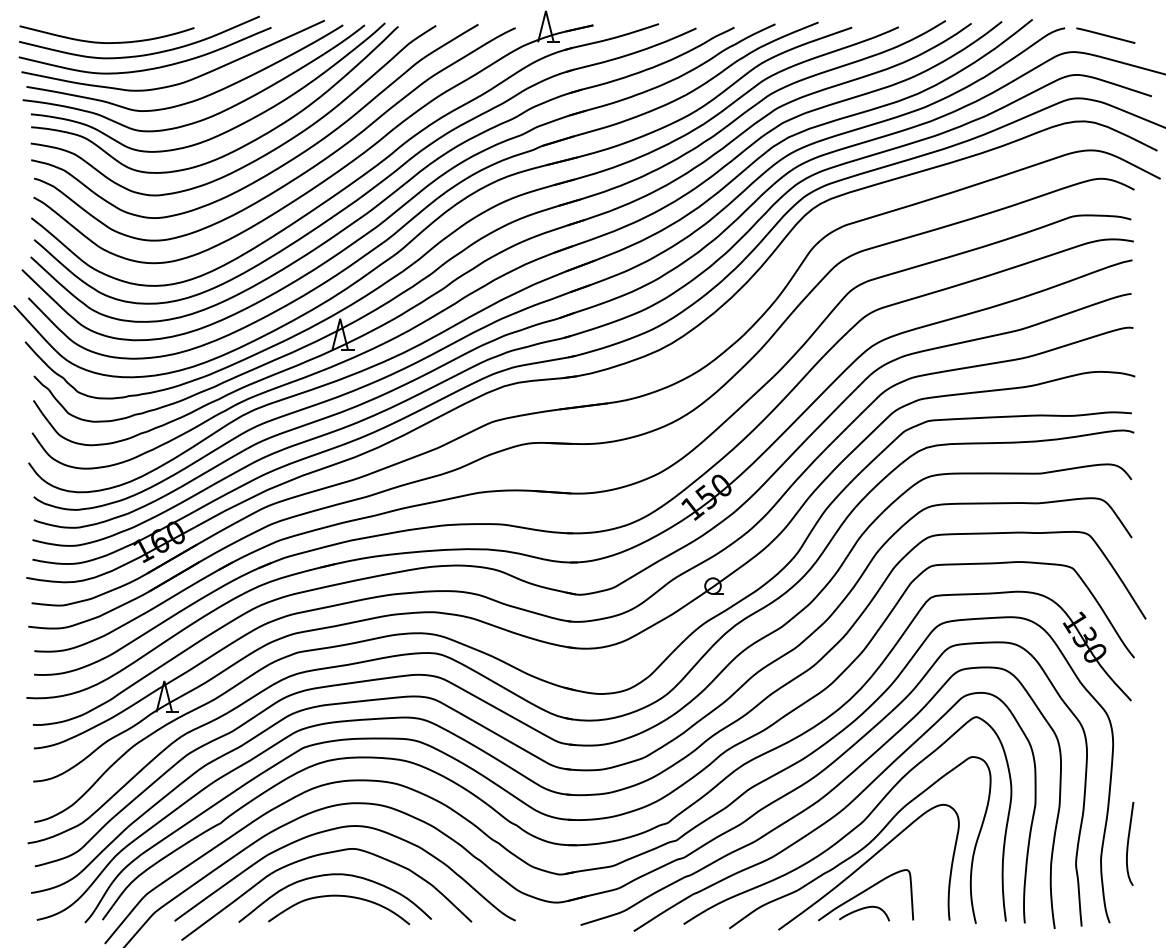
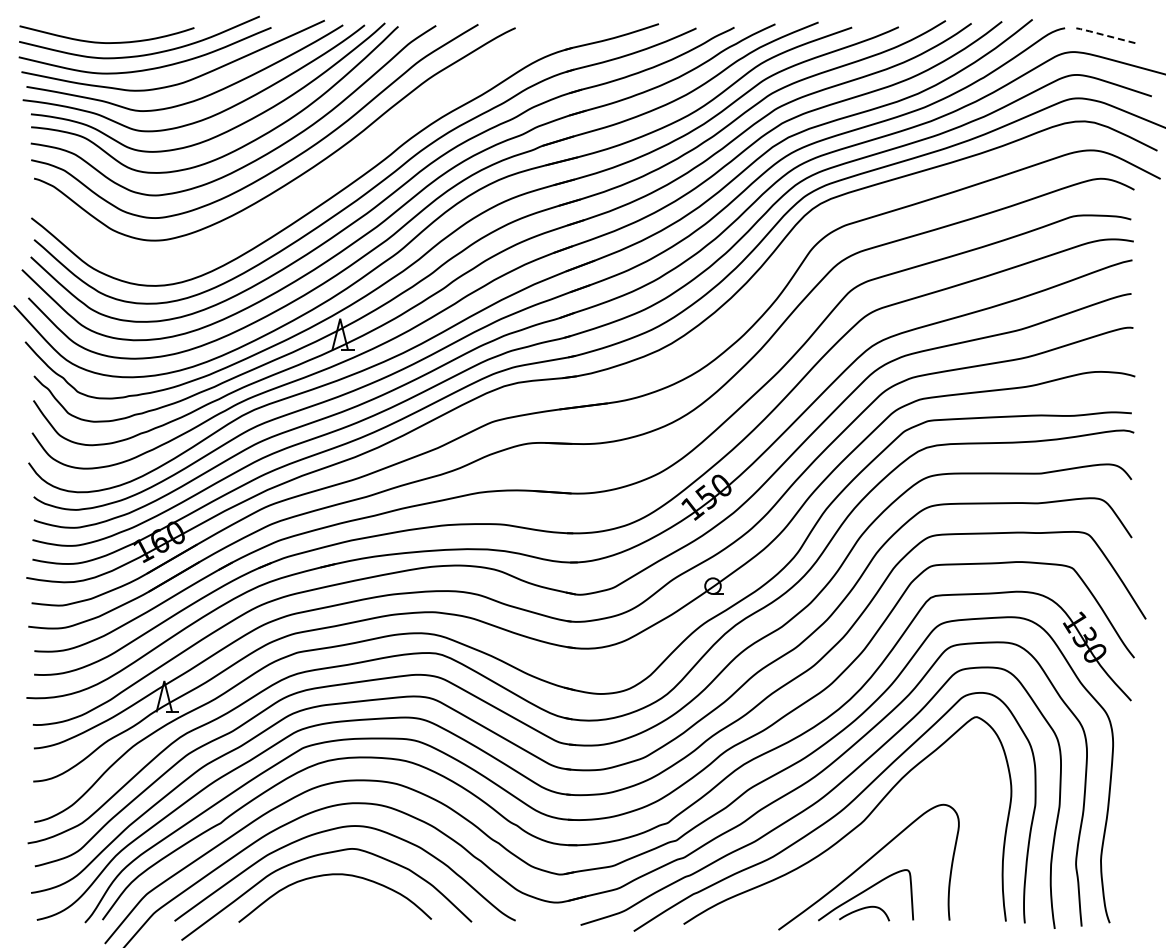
line: solid -> dashed (1104, 35)
part: present -> none (337, 170)
curve: present -> none (1128, 843)
curve: present -> none (863, 846)
curve: present -> none (339, 896)
